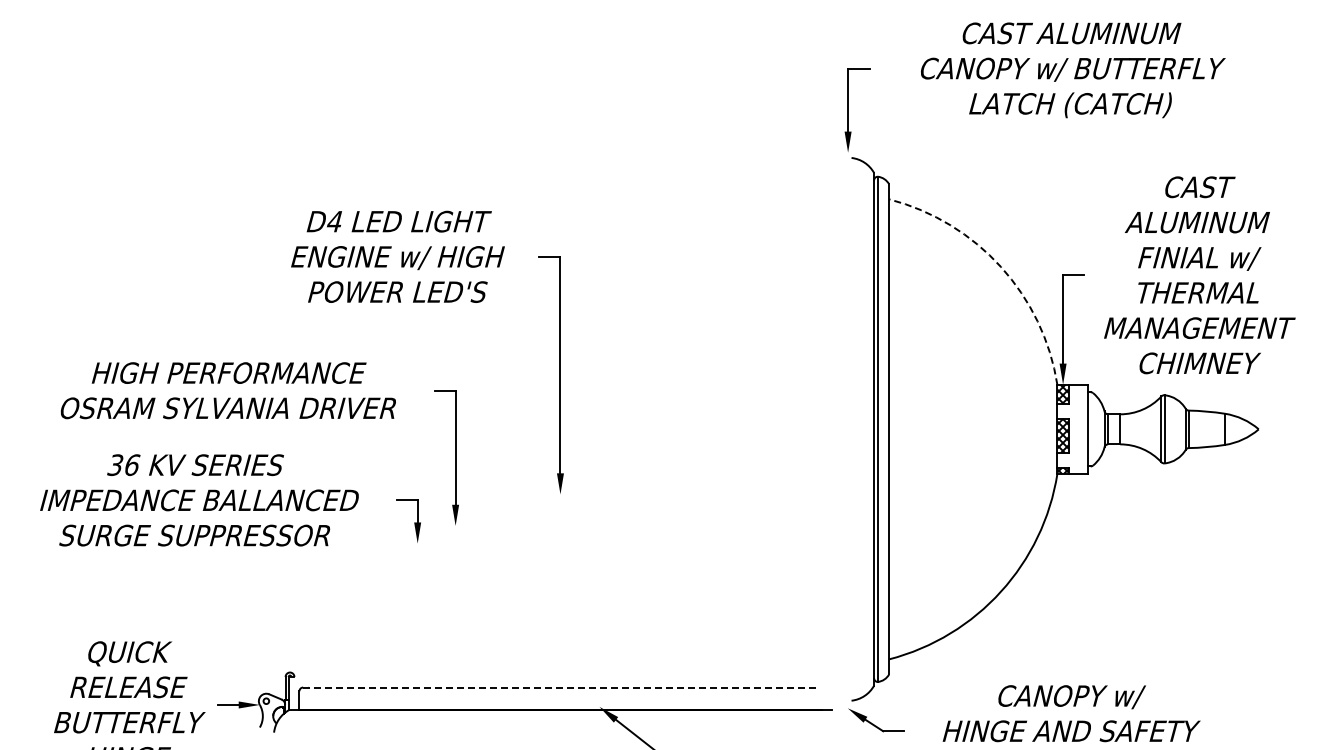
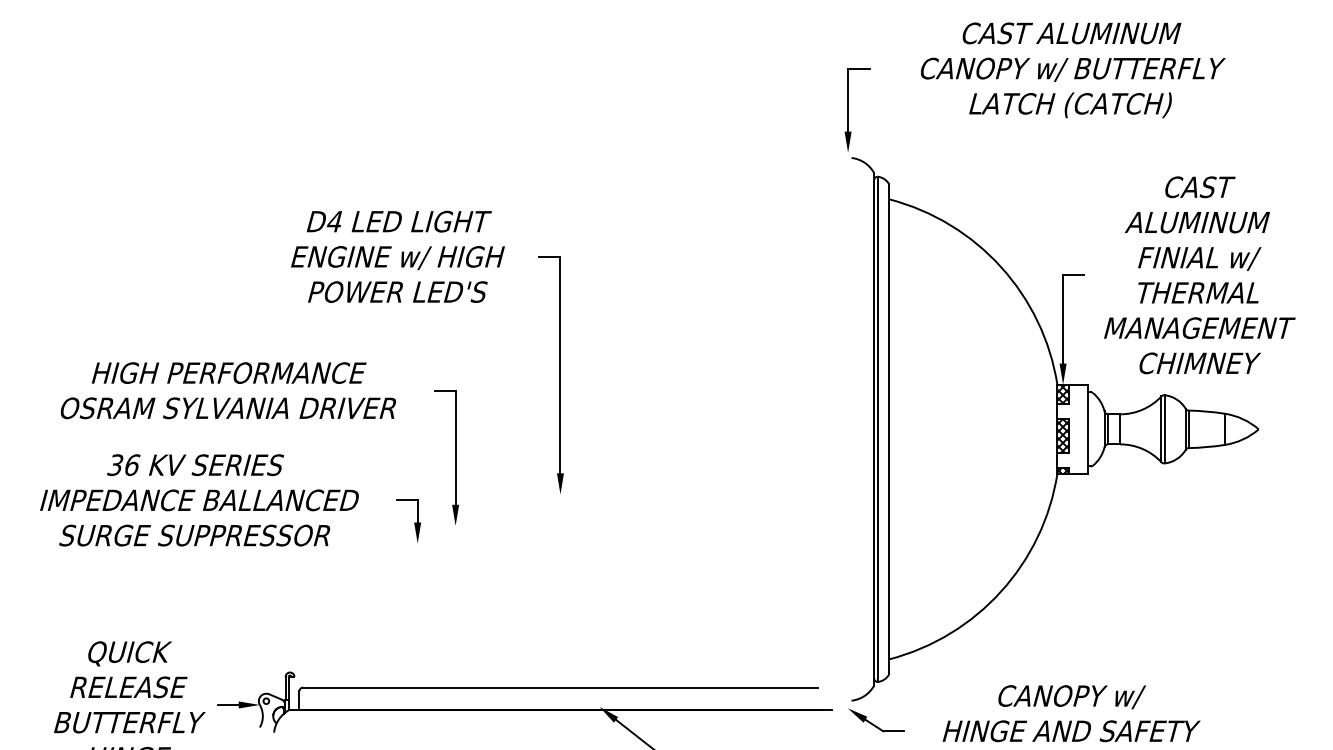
arc: dashed -> solid (1001, 267)
line: dashed -> solid (560, 687)
